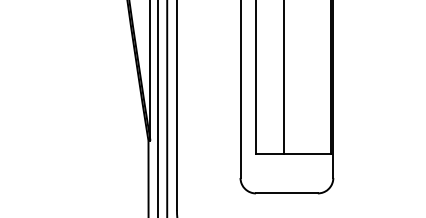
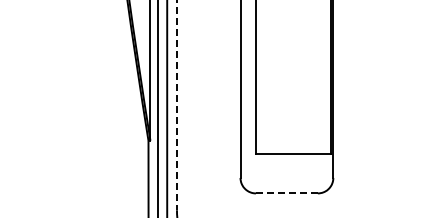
line: present -> none (284, 77)
line: solid -> dashed (176, 105)
line: solid -> dashed (286, 193)
